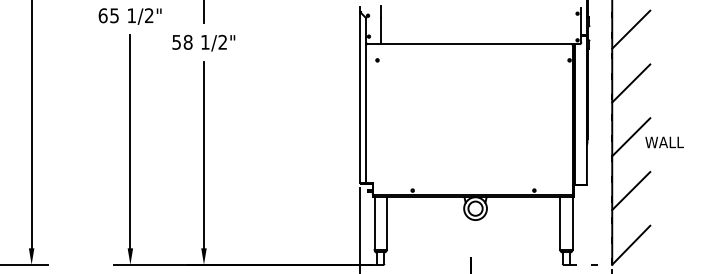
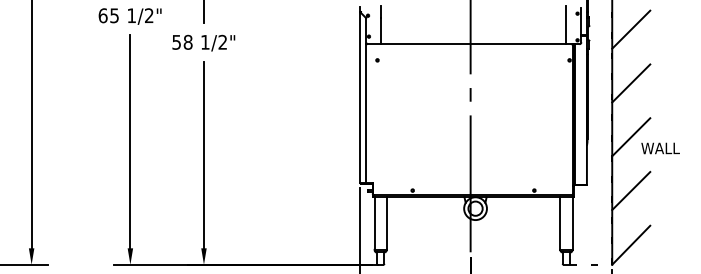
line: none -> present (566, 25)
line: none -> present (470, 127)
text position: (664, 142) -> (660, 148) (660, 148)
